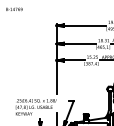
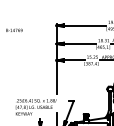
text position: (14, 8) -> (14, 29) (14, 29)
